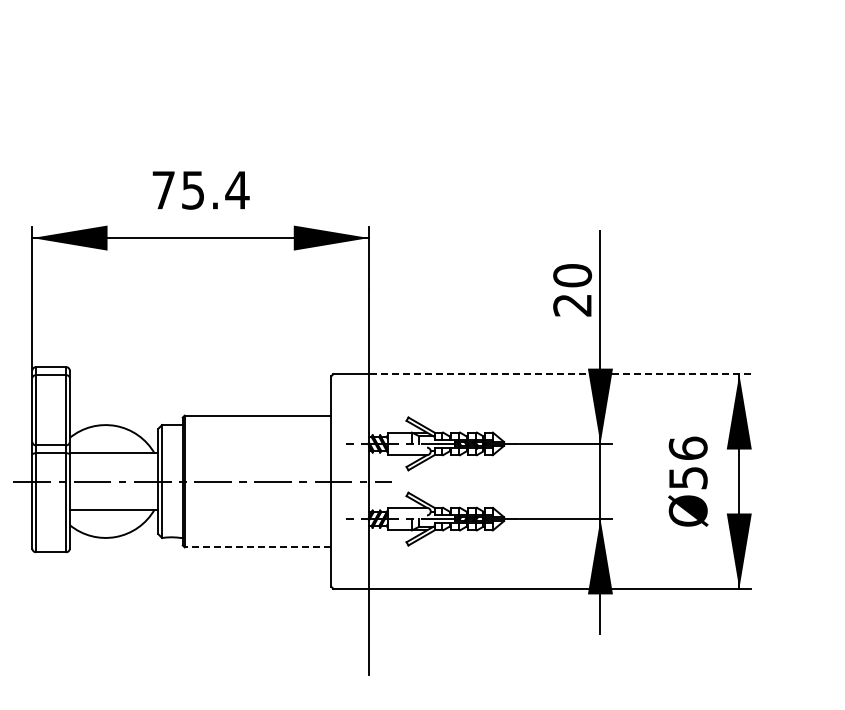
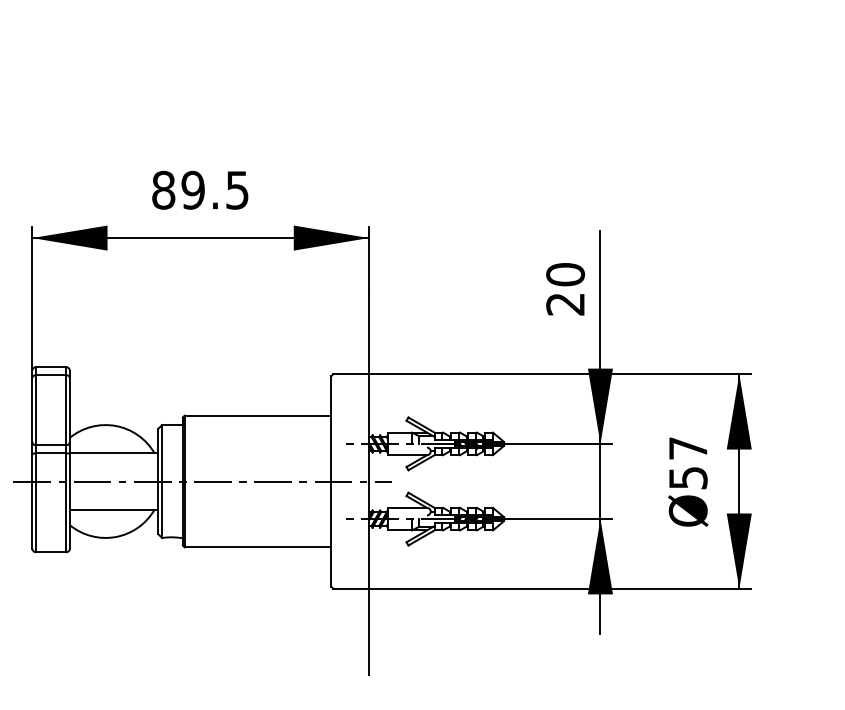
text: 75.4 -> 89.5 (200, 189)
text position: (572, 290) -> (565, 289) (565, 289)
line: dashed -> solid (560, 374)
text: Ø56 -> Ø57 (687, 447)
line: dashed -> solid (257, 547)
